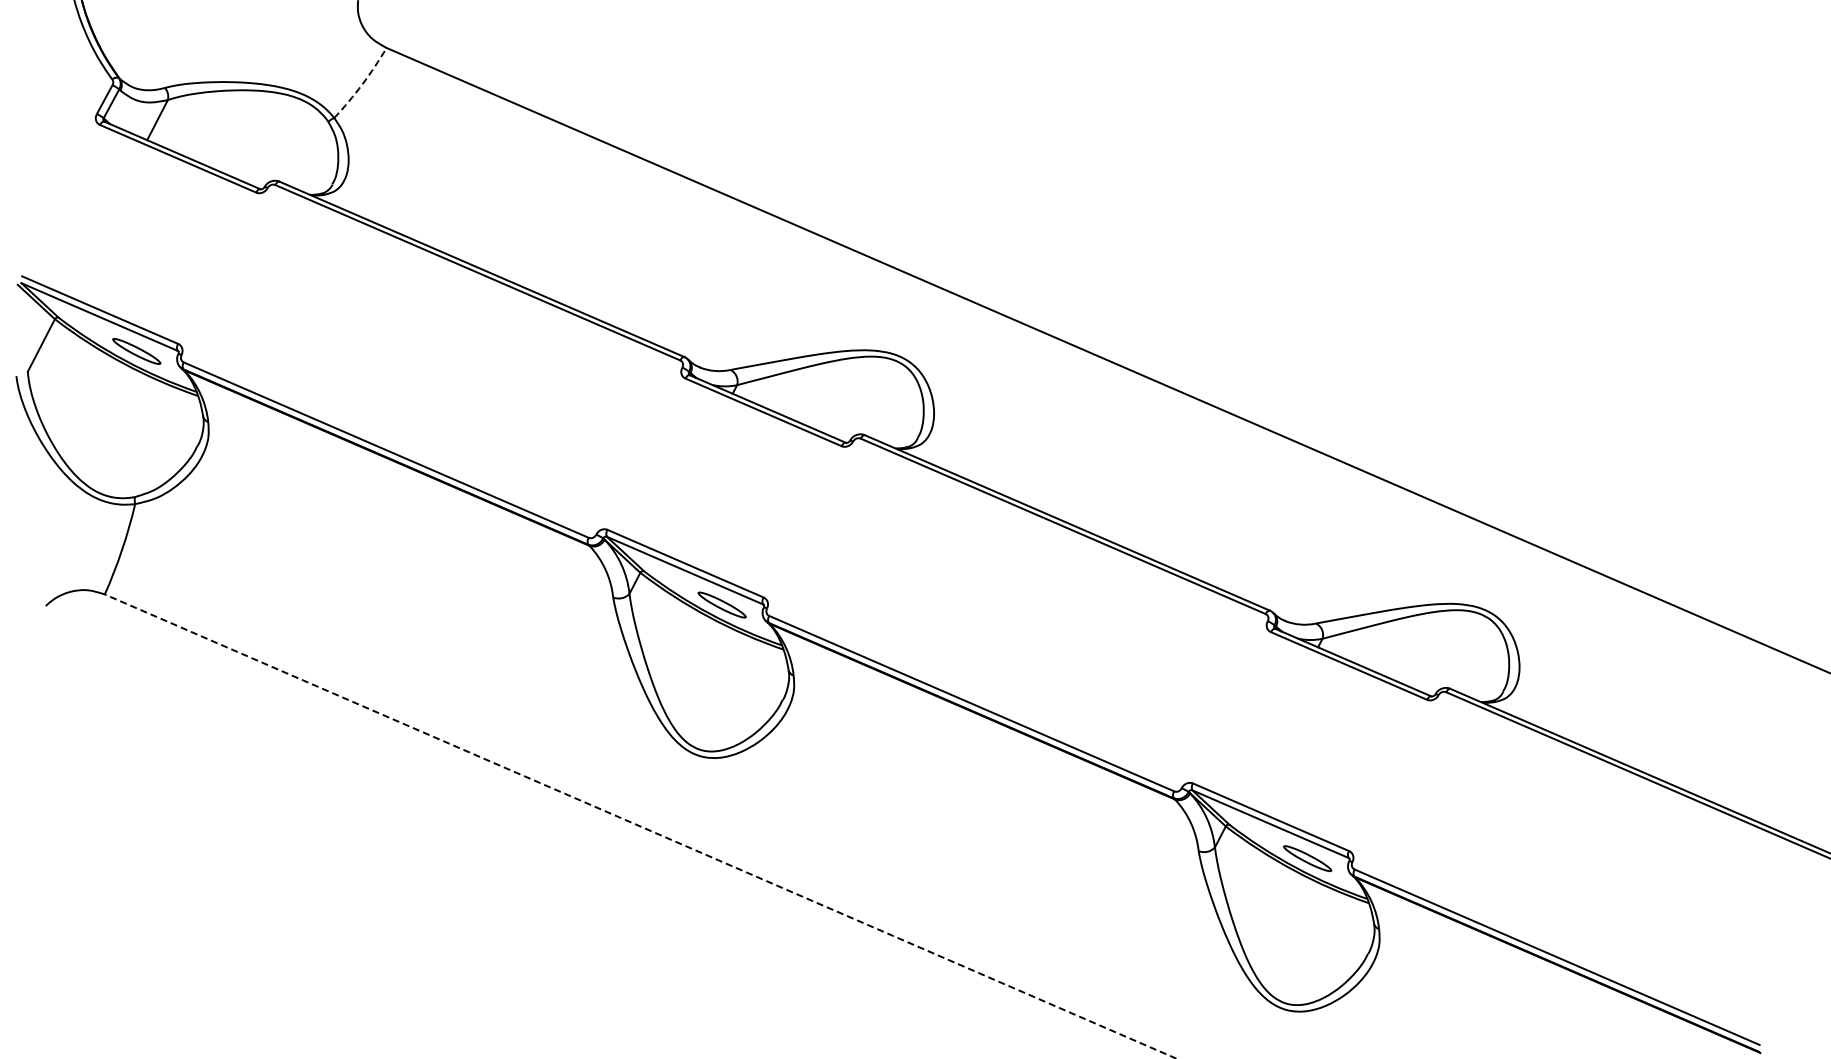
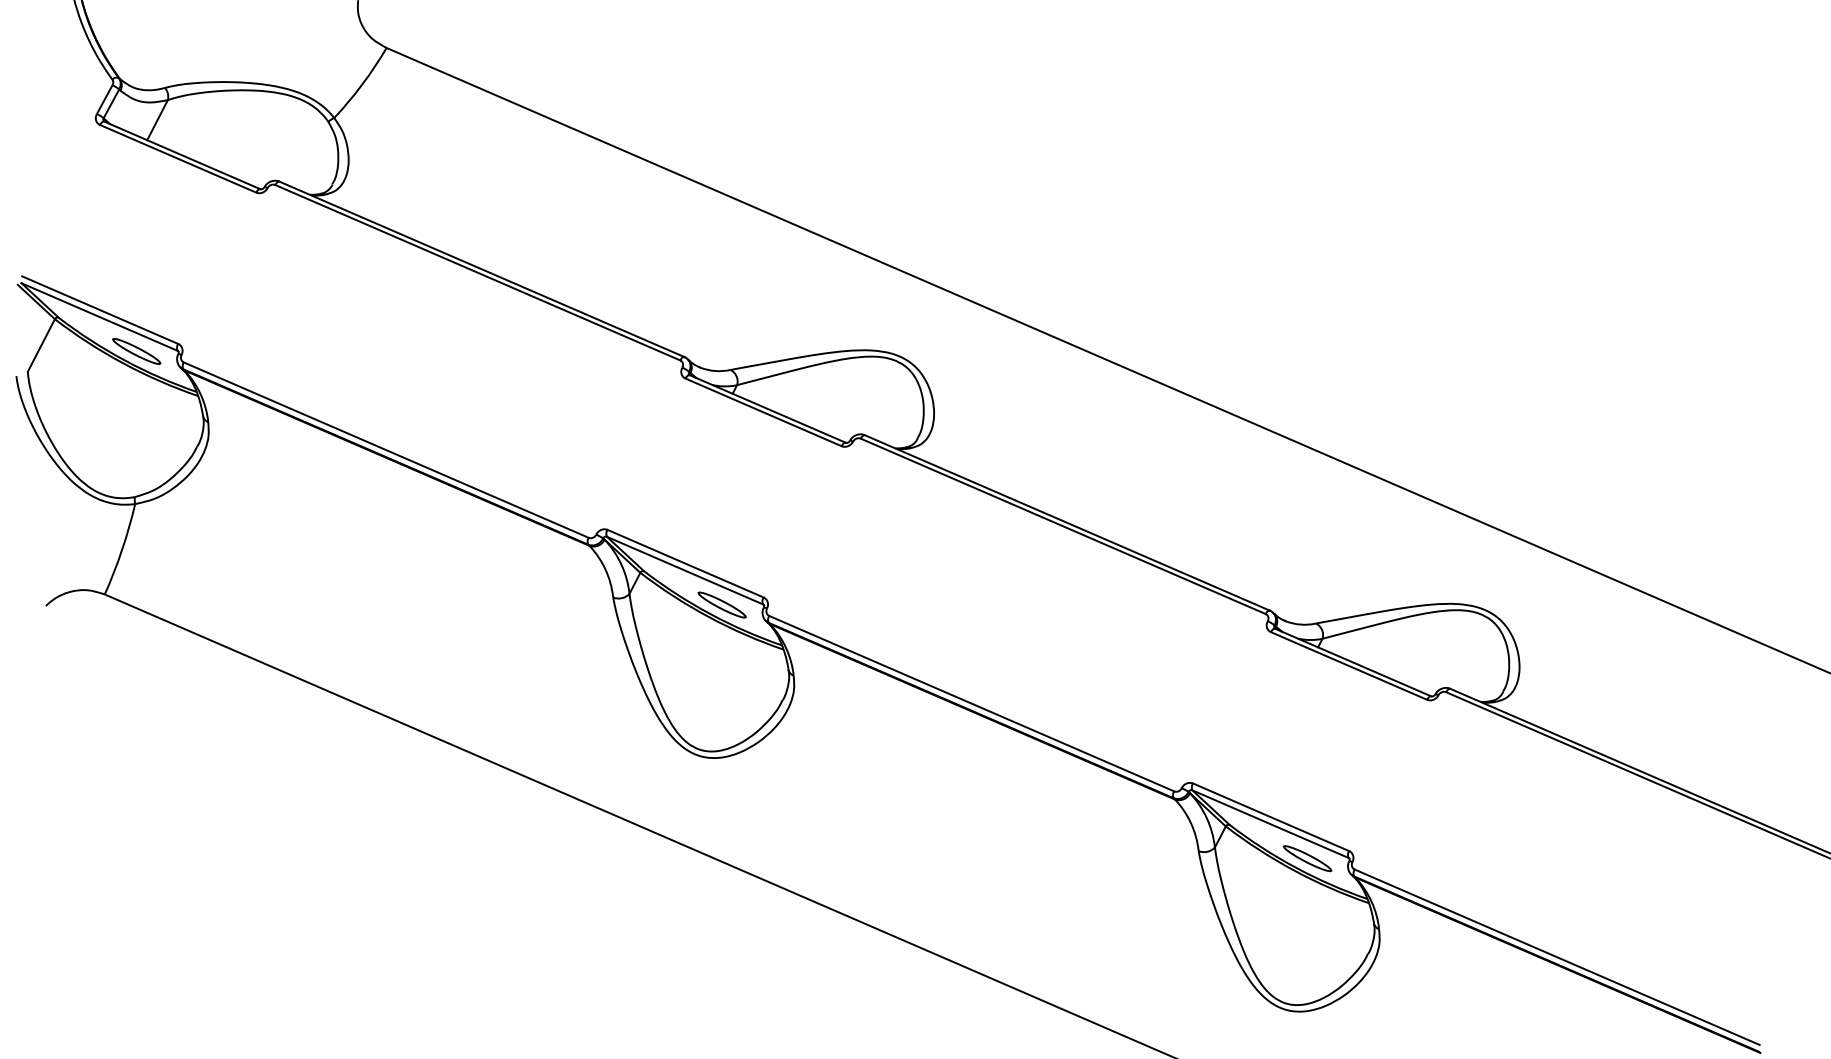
arc: dashed -> solid (362, 84)
line: dashed -> solid (640, 826)
